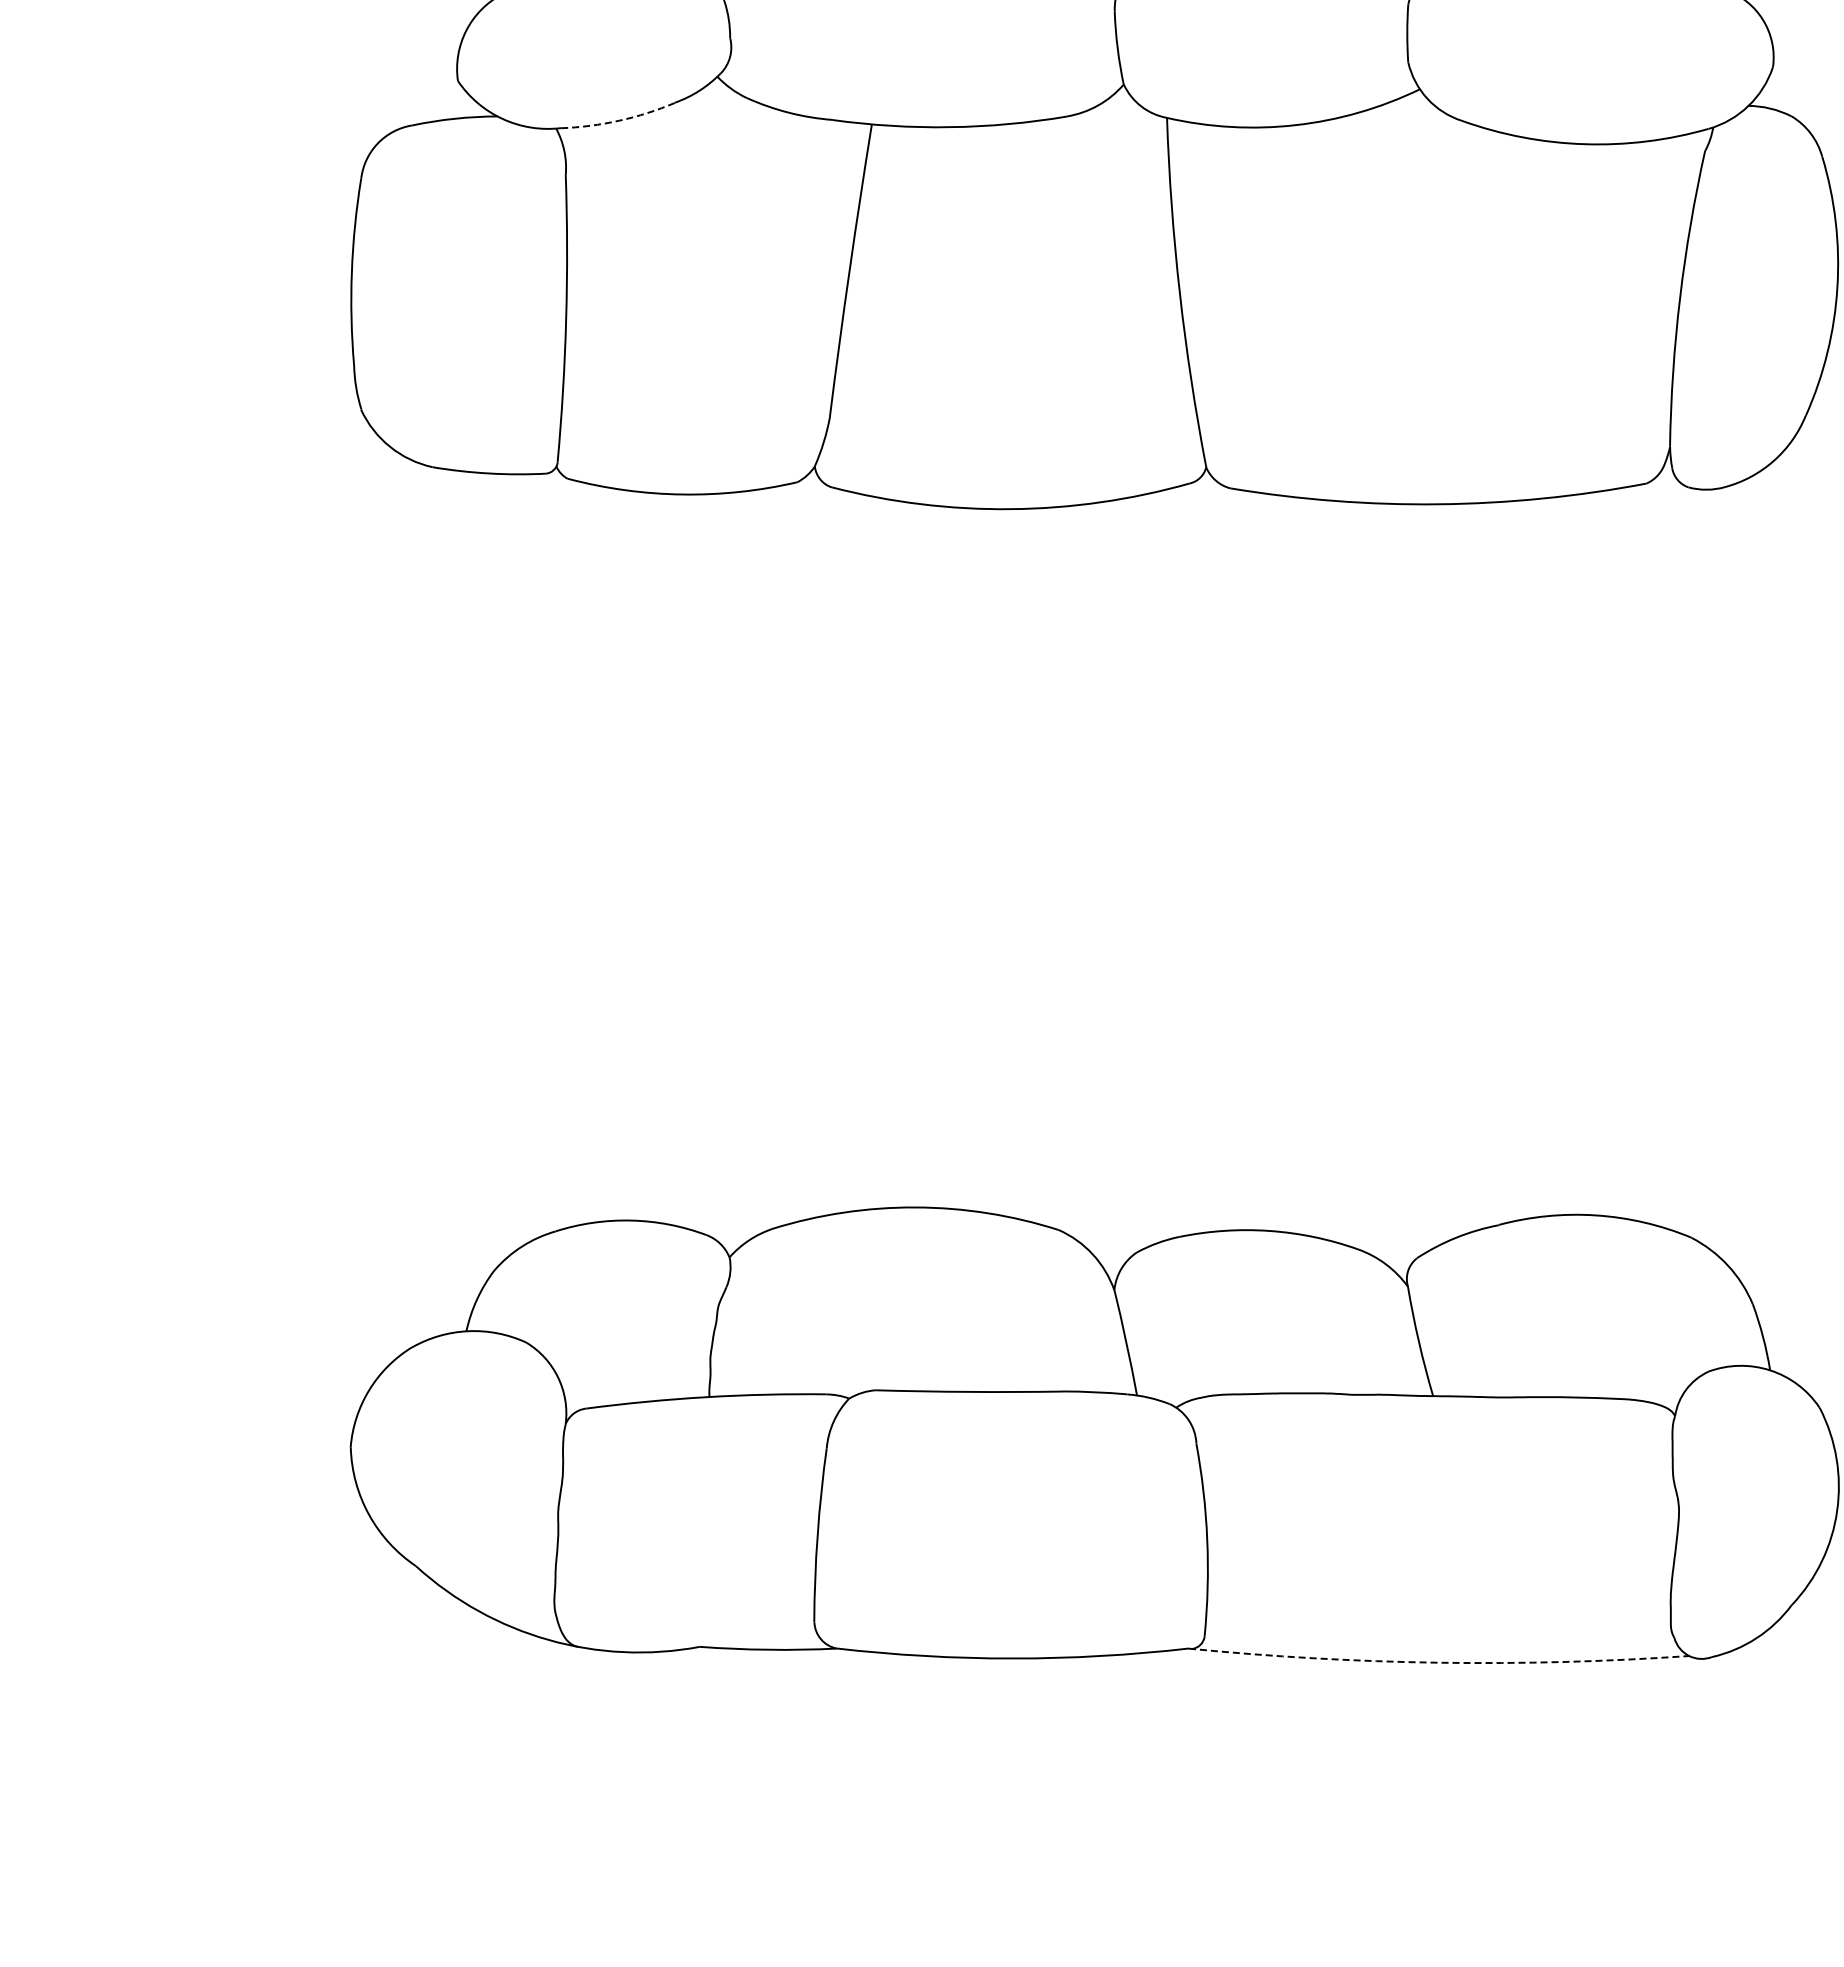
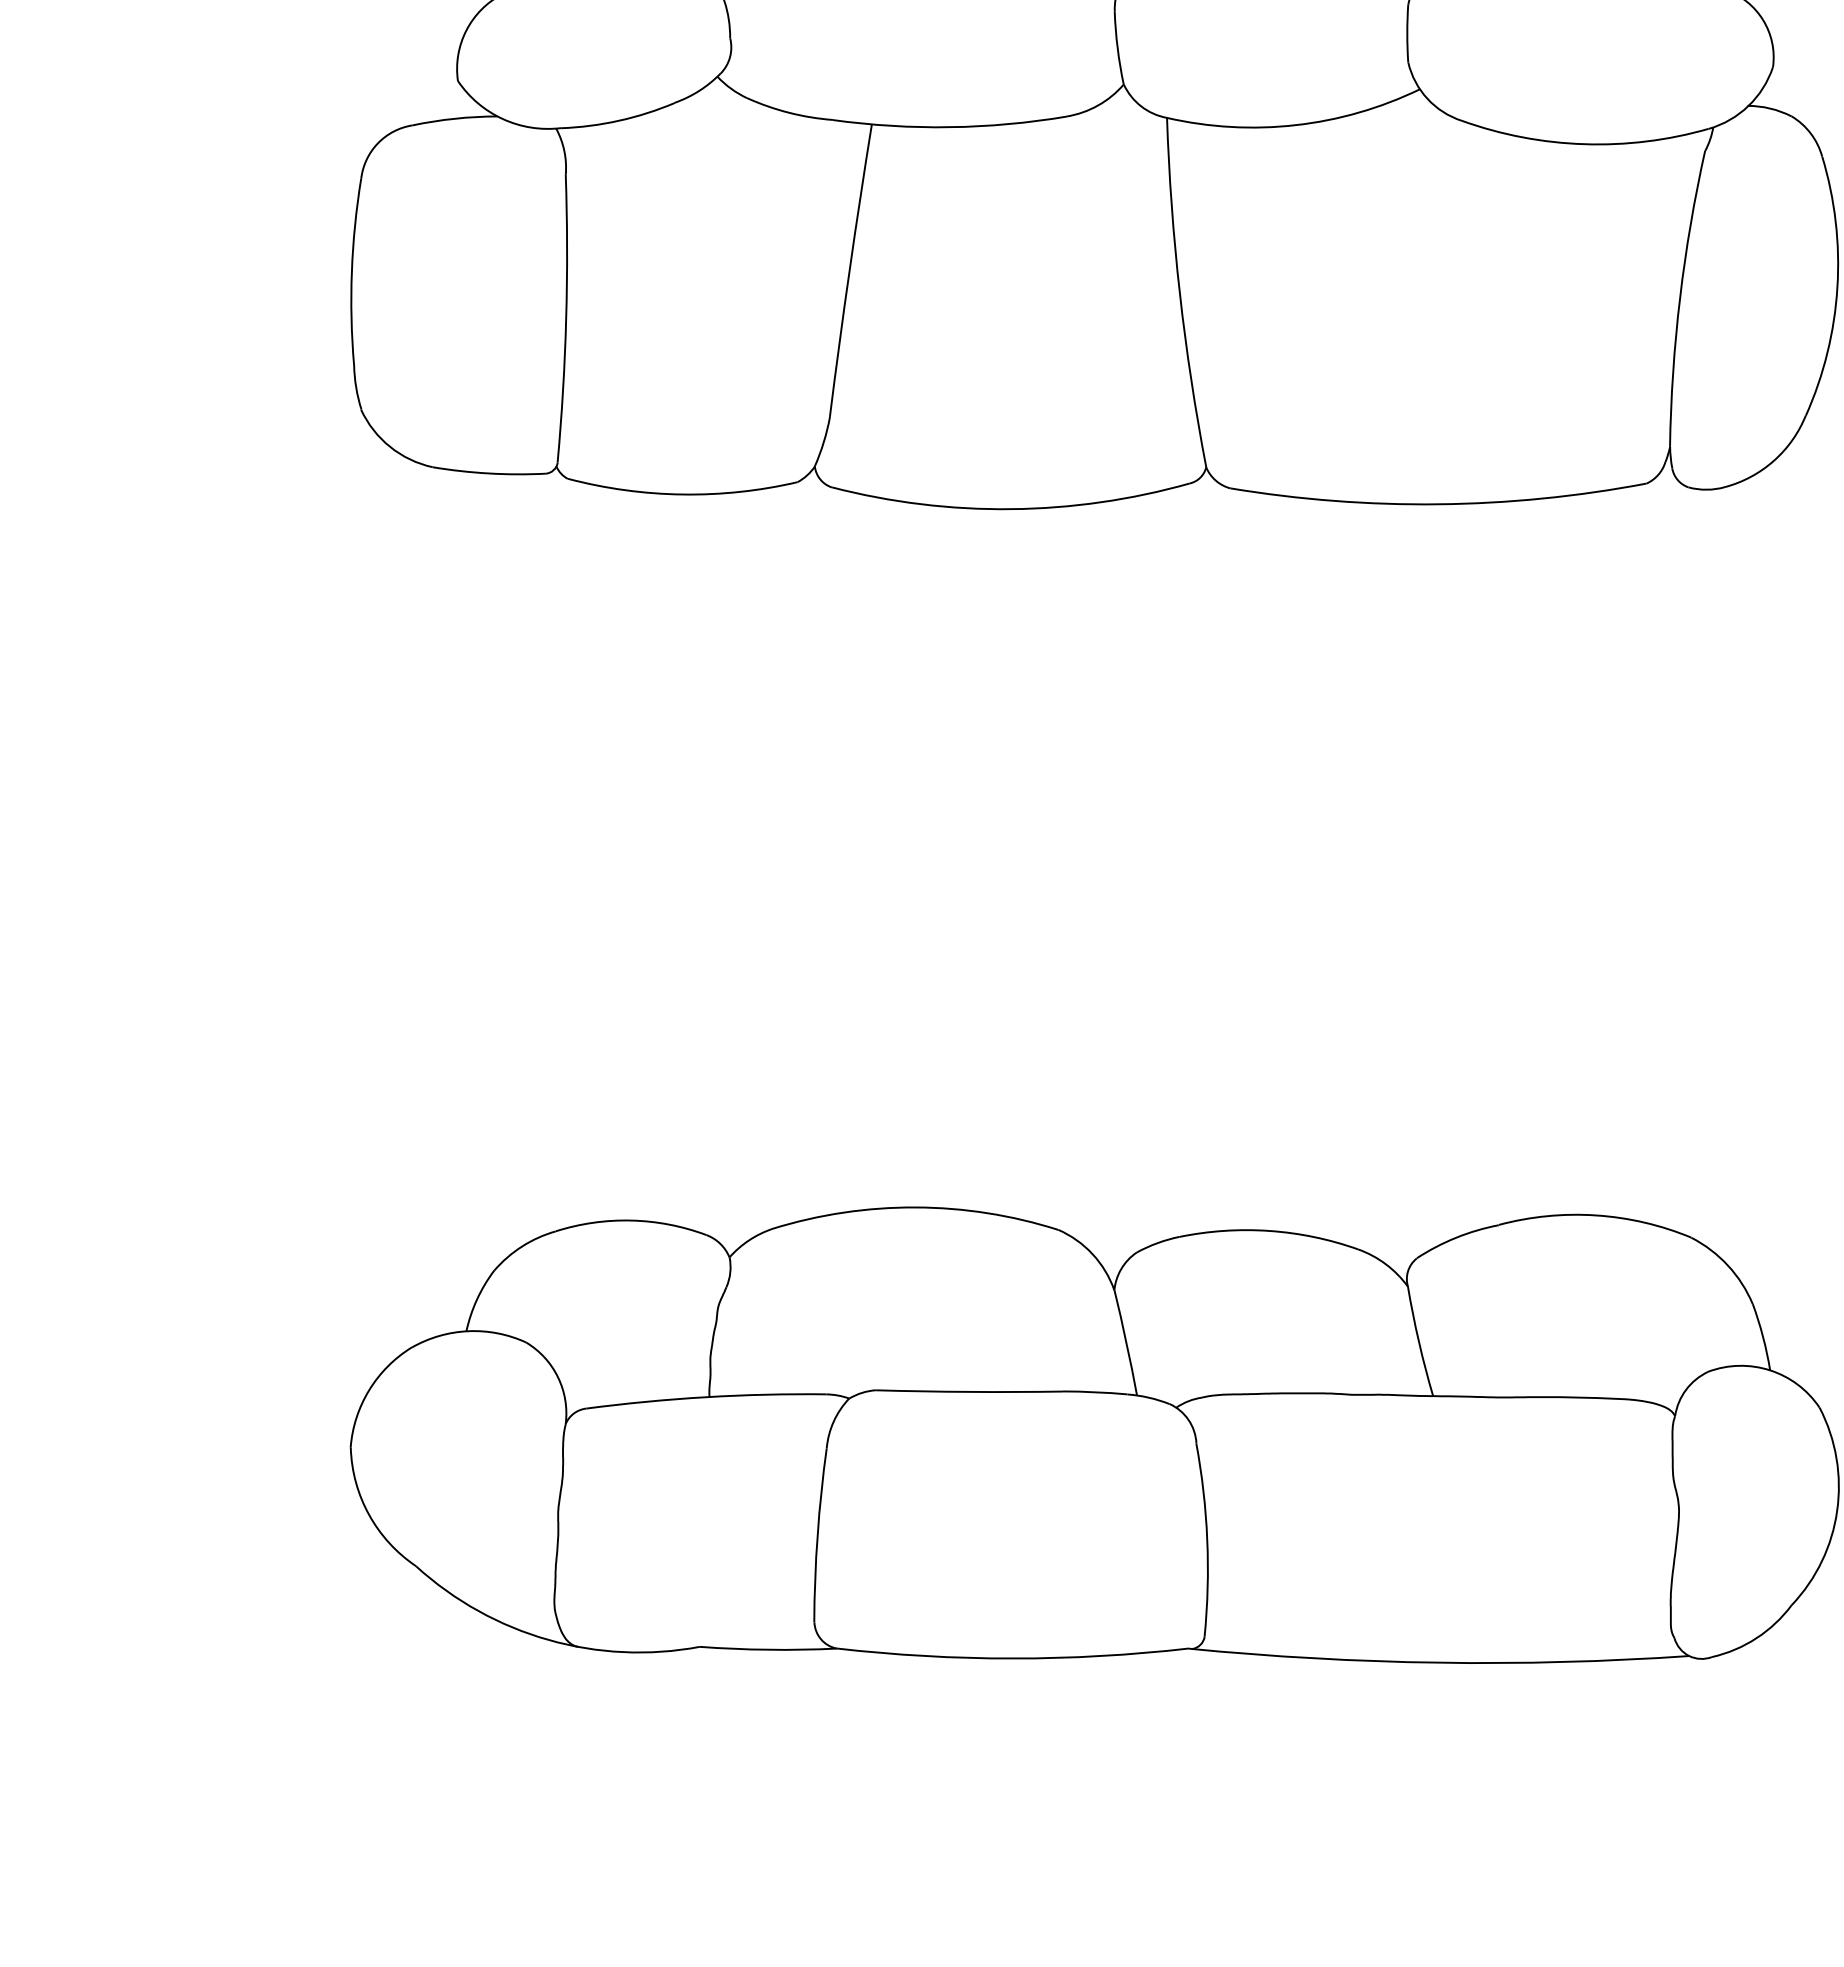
arc: dashed -> solid (619, 120)
arc: dashed -> solid (1438, 1662)
